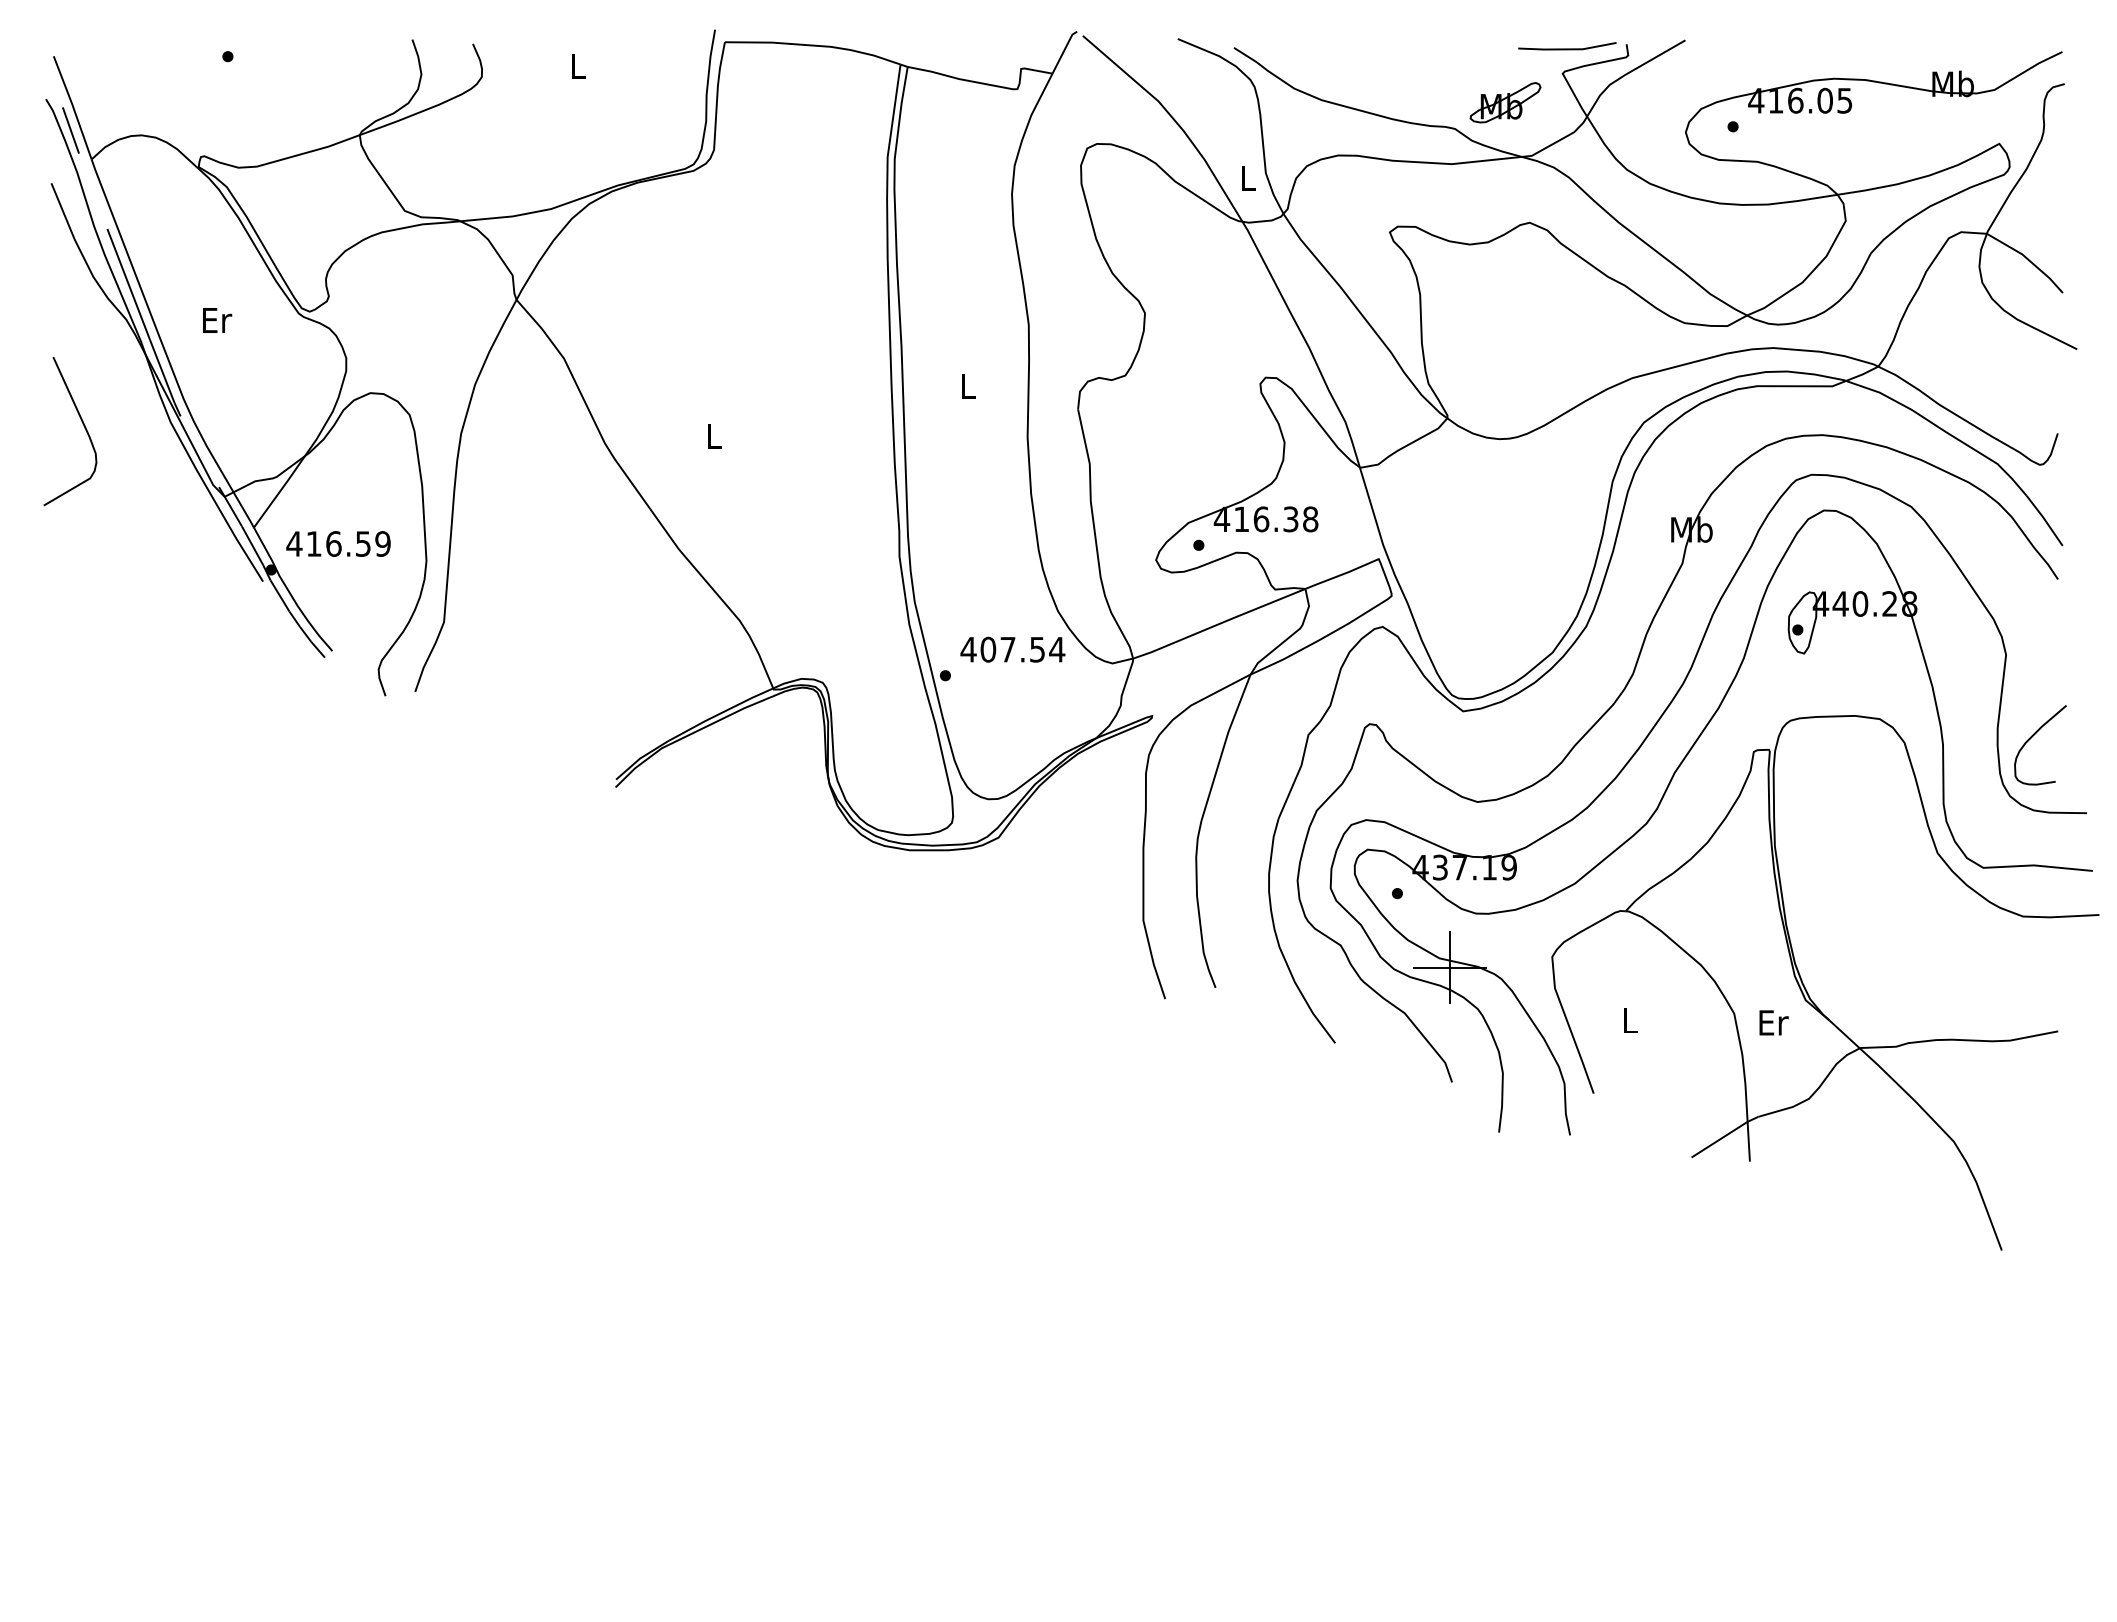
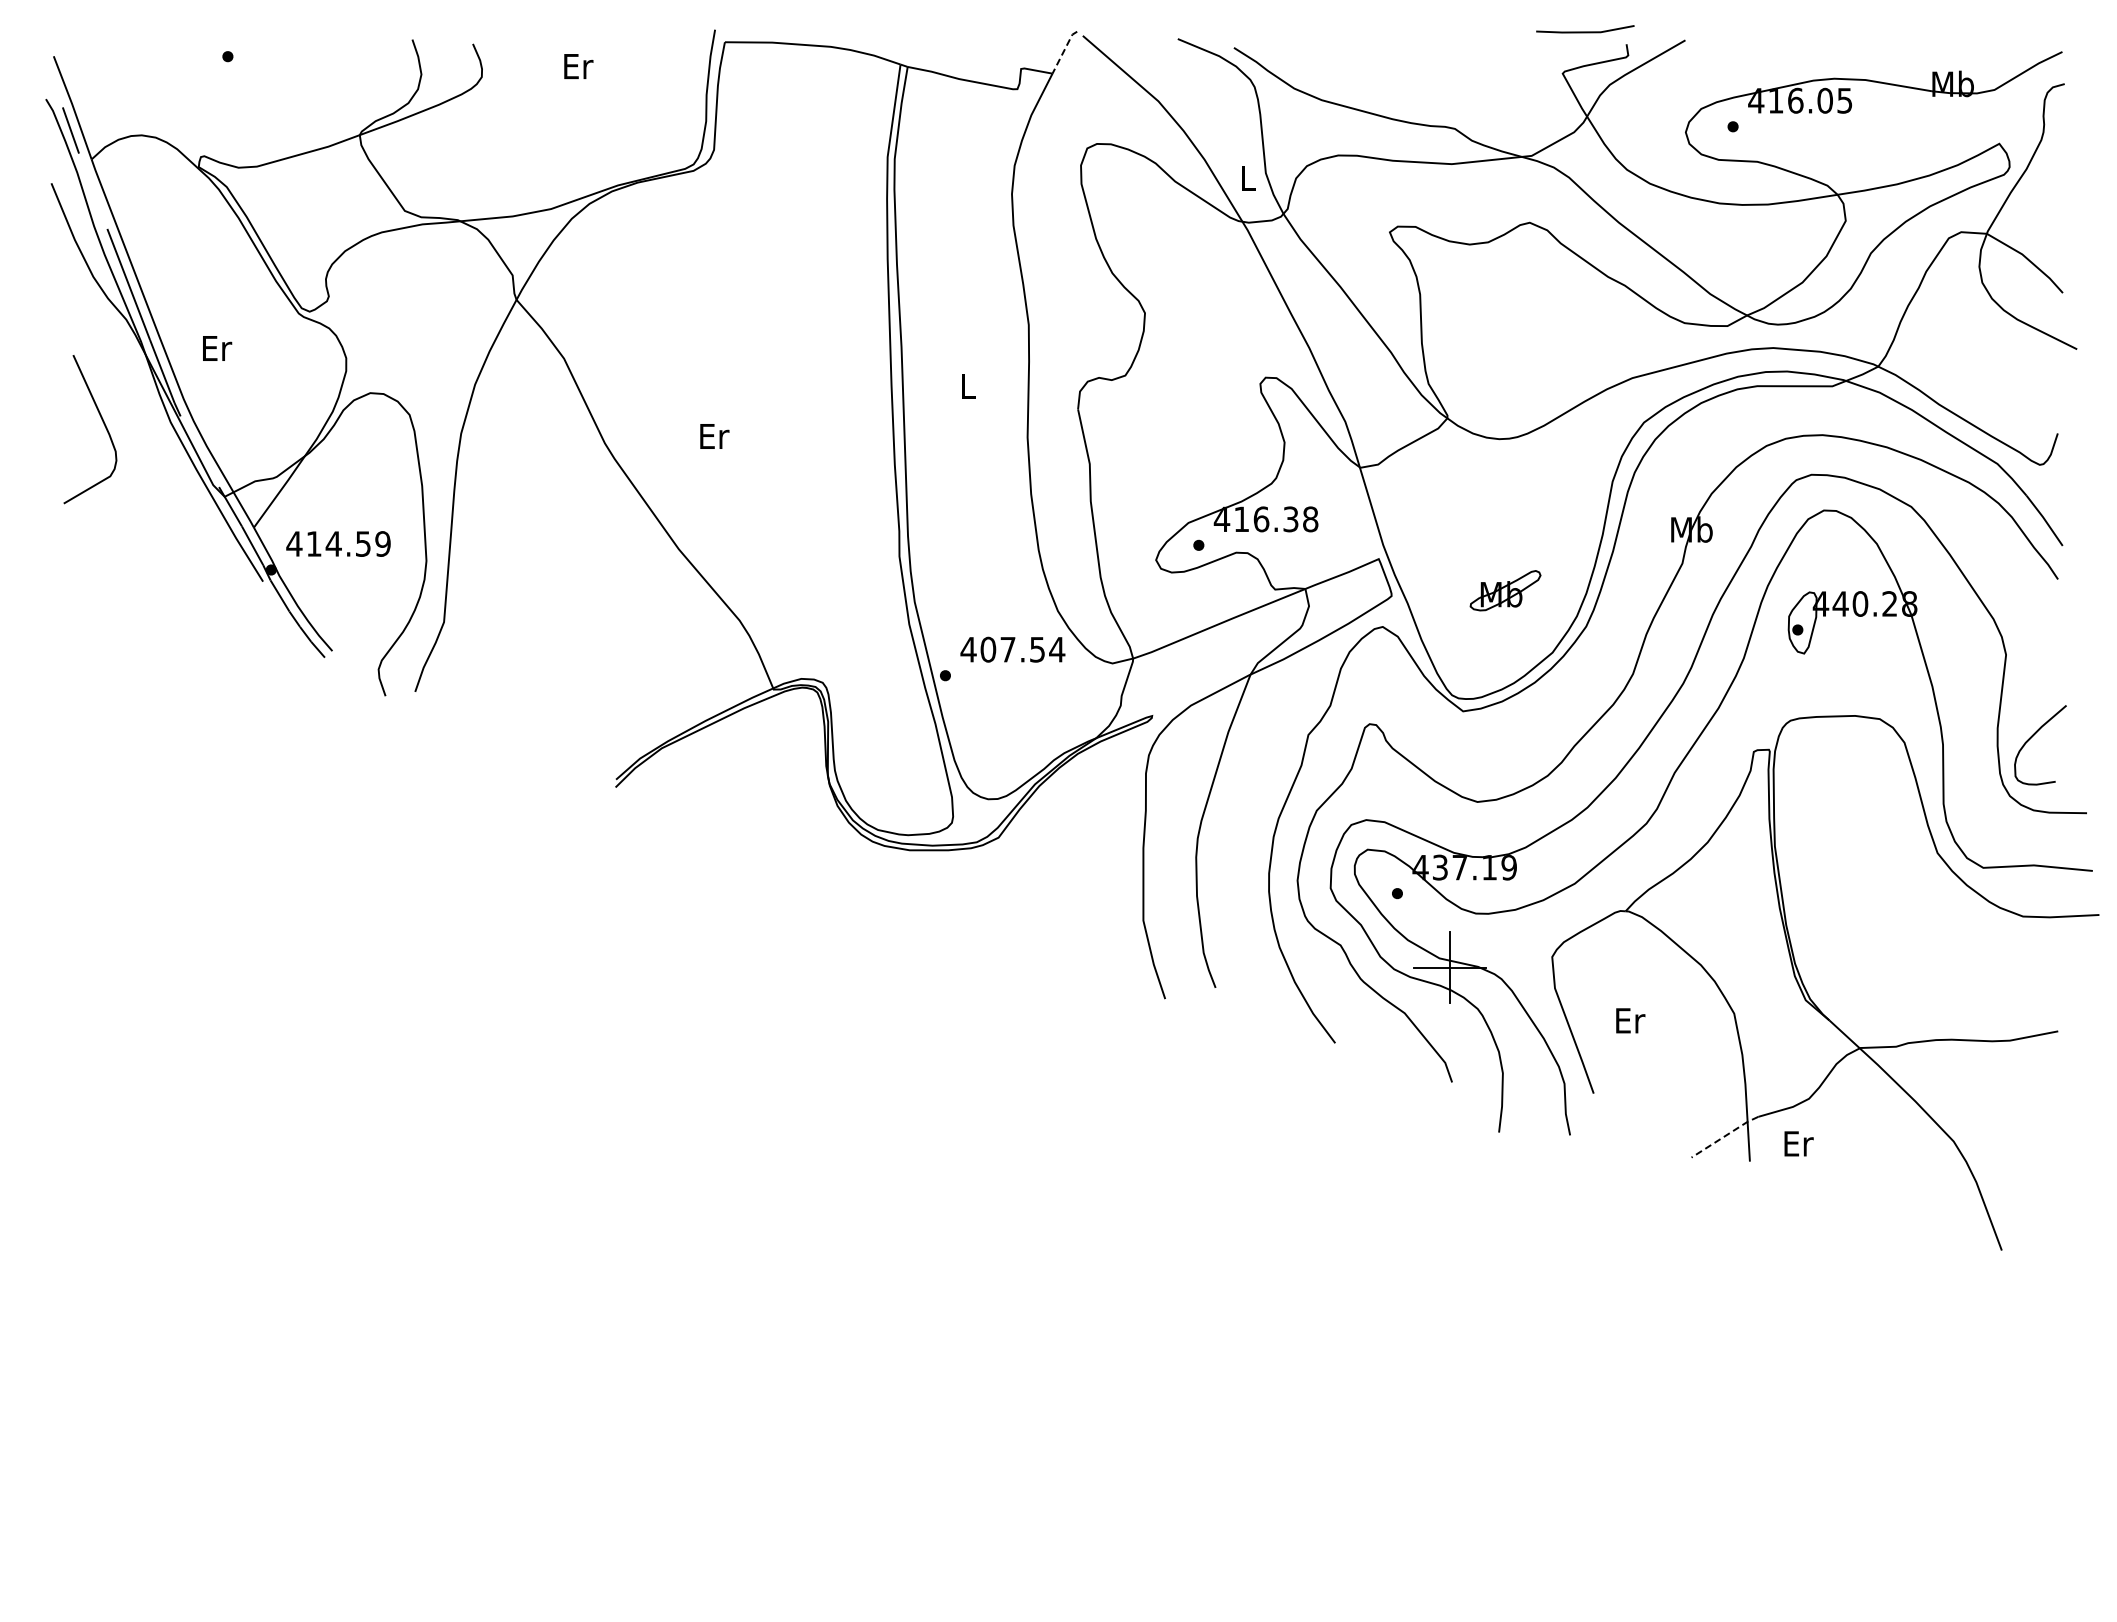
line position: (1567, 48) -> (1585, 31) (1585, 31)
line: solid -> dashed (1063, 51)
text: L -> Er (578, 66)
part position: (1505, 102) -> (1505, 590) (1505, 590)
text position: (217, 320) -> (217, 348) (217, 348)
curve position: (82, 424) -> (102, 422) (102, 422)
text: L -> Er (714, 436)
text: 416.59 -> 414.59 (333, 543)
text: L -> Er (1630, 1020)
text position: (1773, 1022) -> (1798, 1143) (1798, 1143)
line: solid -> dashed (1725, 1136)
